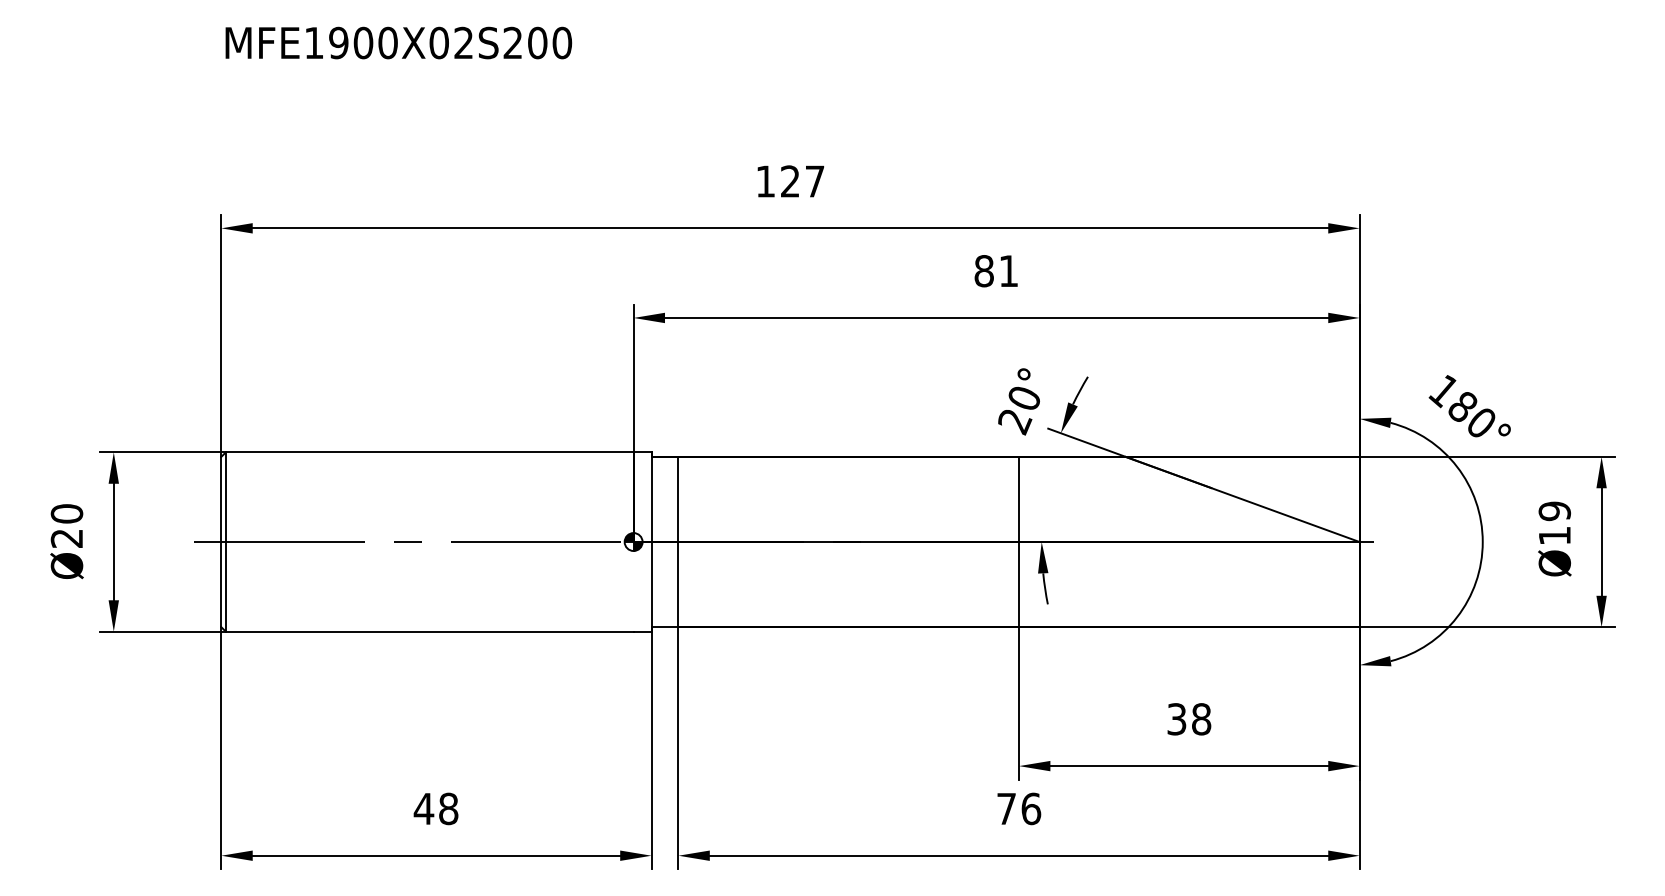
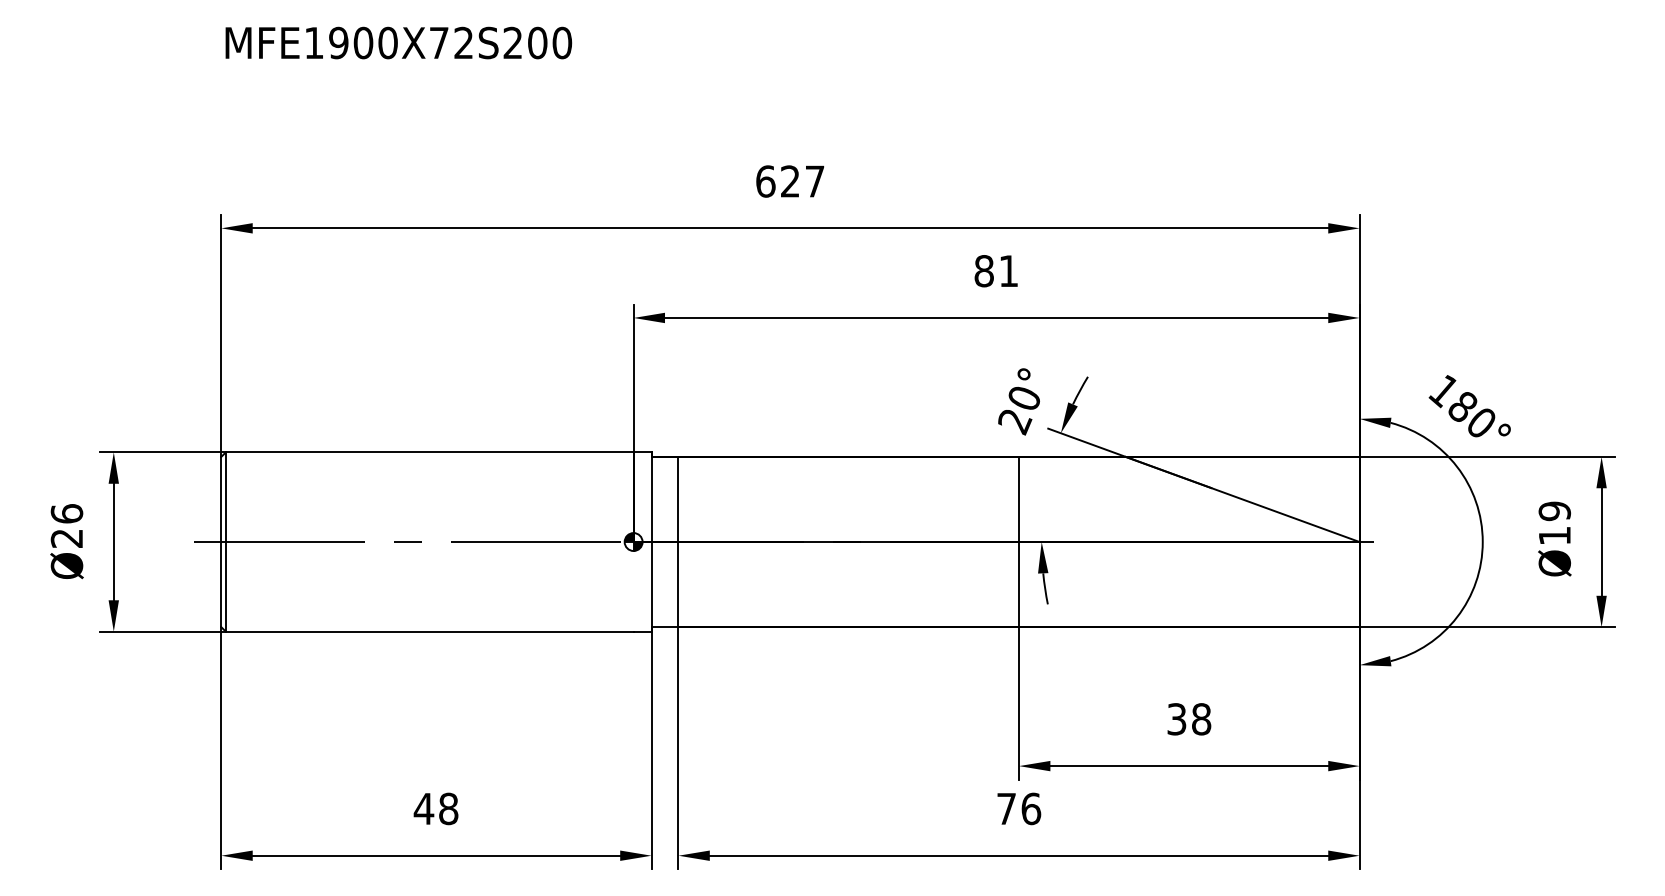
text: MFE1900X02S200 -> MFE1900X72S200 (438, 42)
text: 127 -> 627 (765, 181)
text: Ø20 -> Ø26 (66, 513)
